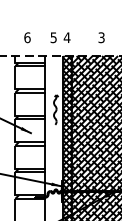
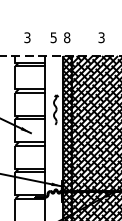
text: 6 -> 3 (27, 37)
text: 4 -> 8 (66, 37)
